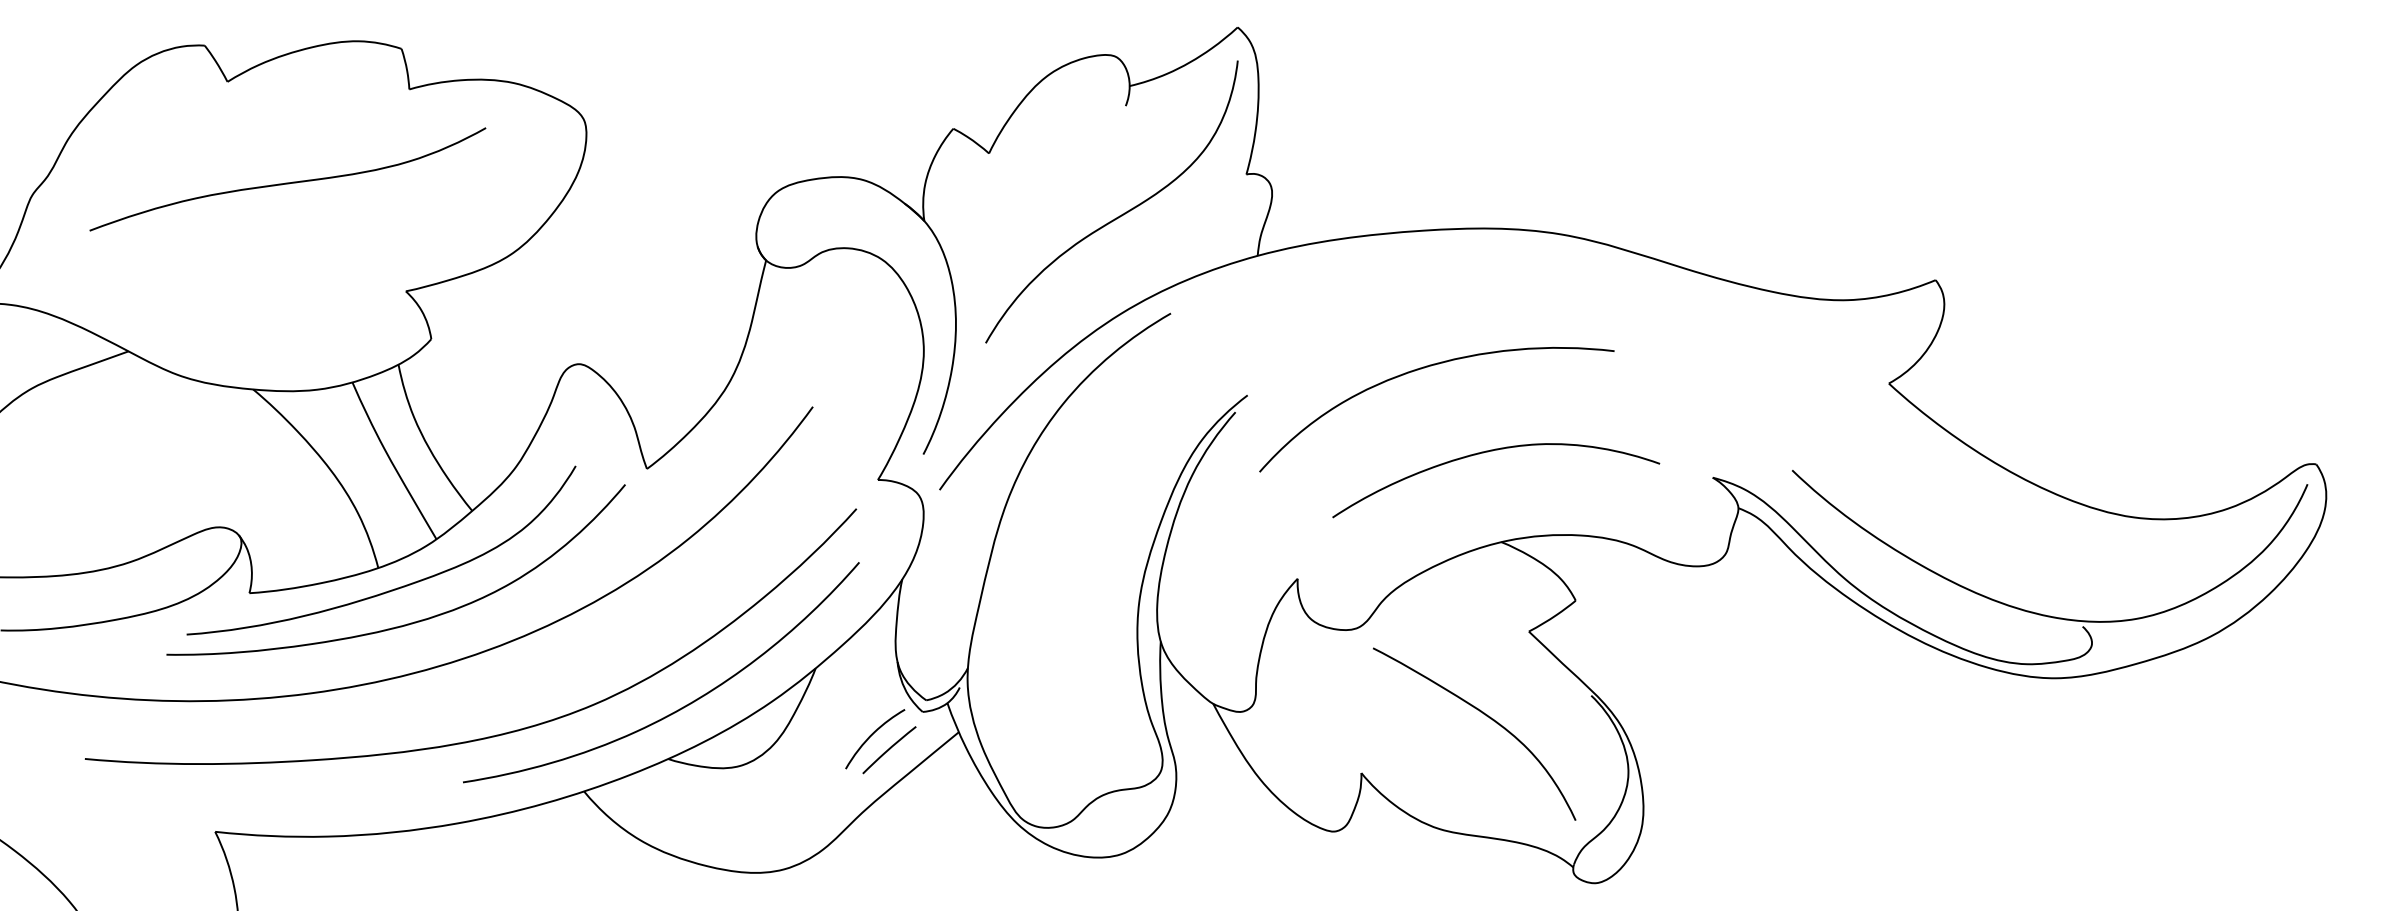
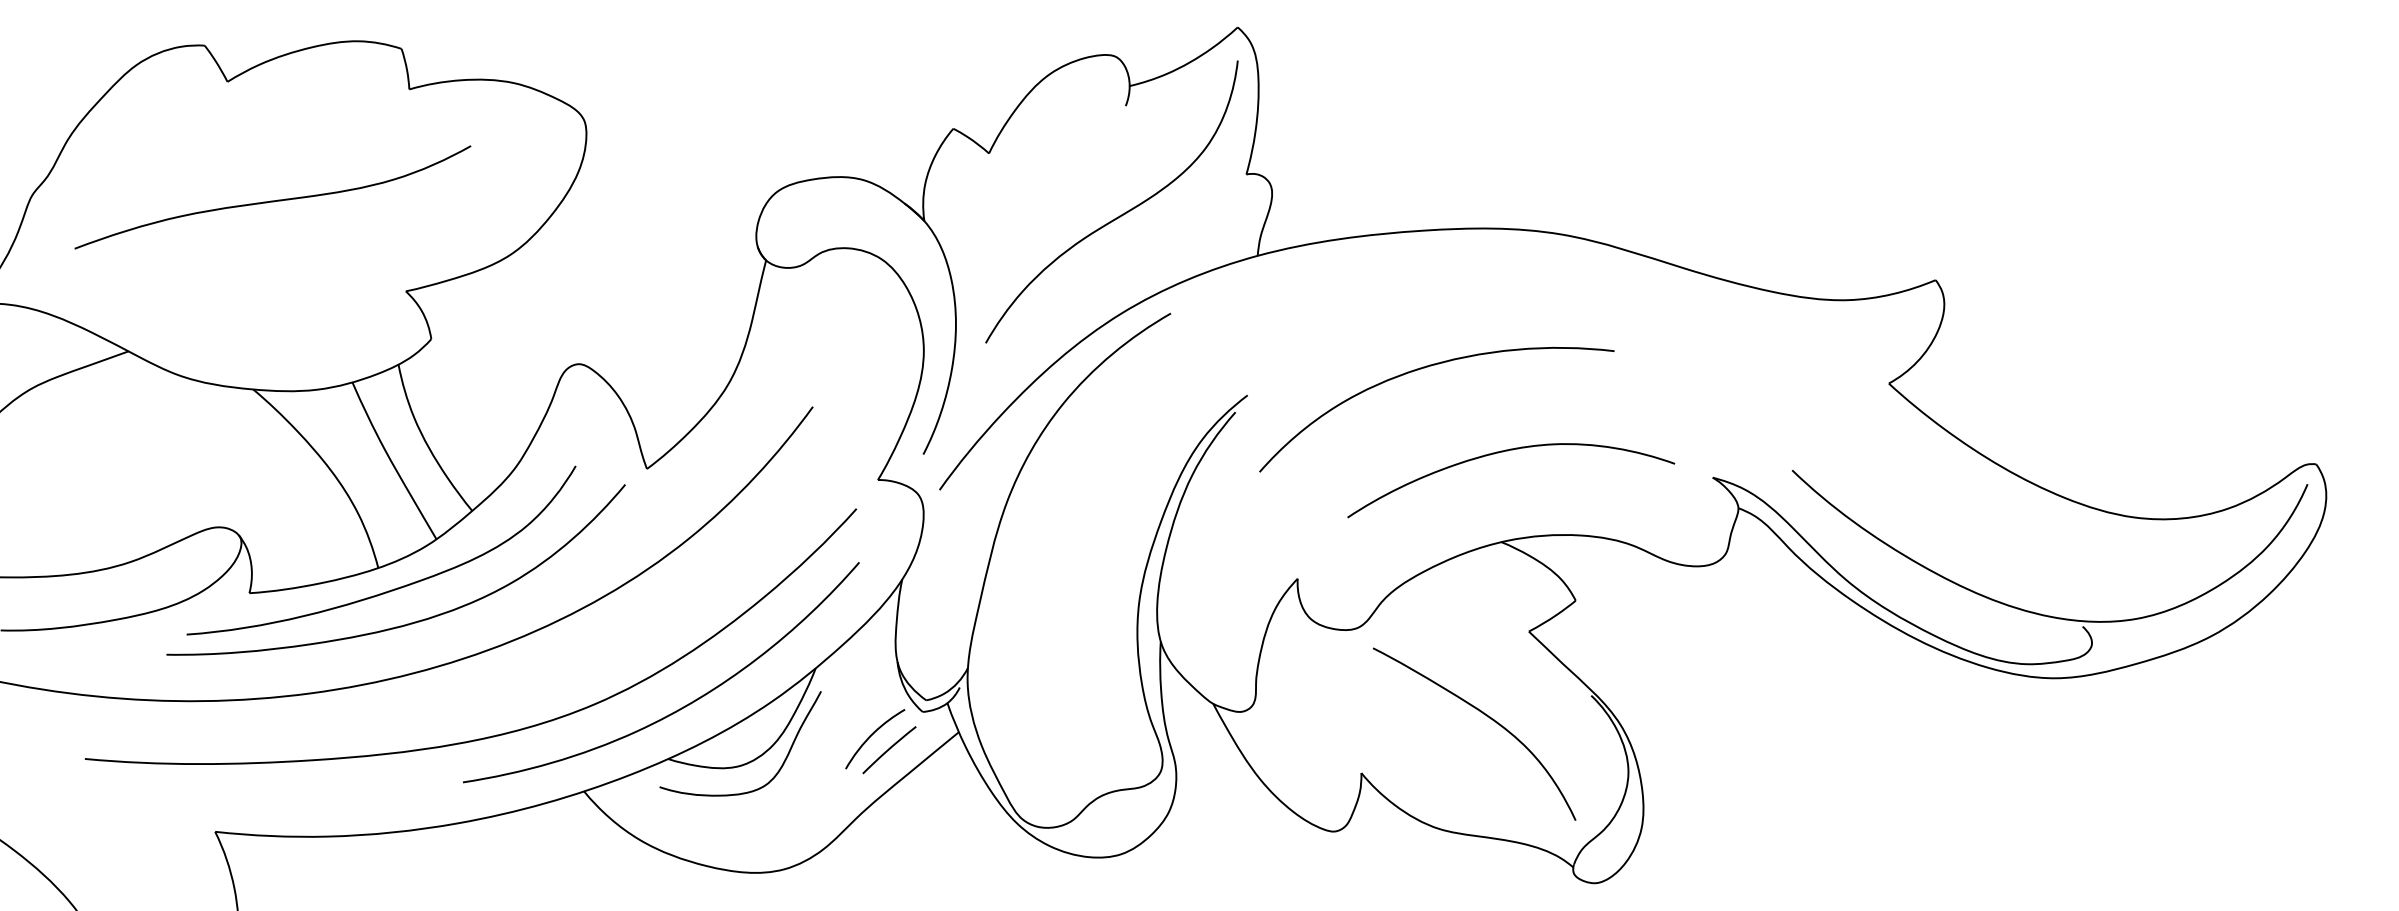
curve position: (287, 182) -> (272, 200) (272, 200)
curve position: (1488, 452) -> (1503, 452) (1503, 452)
curve: none -> present (780, 766)
